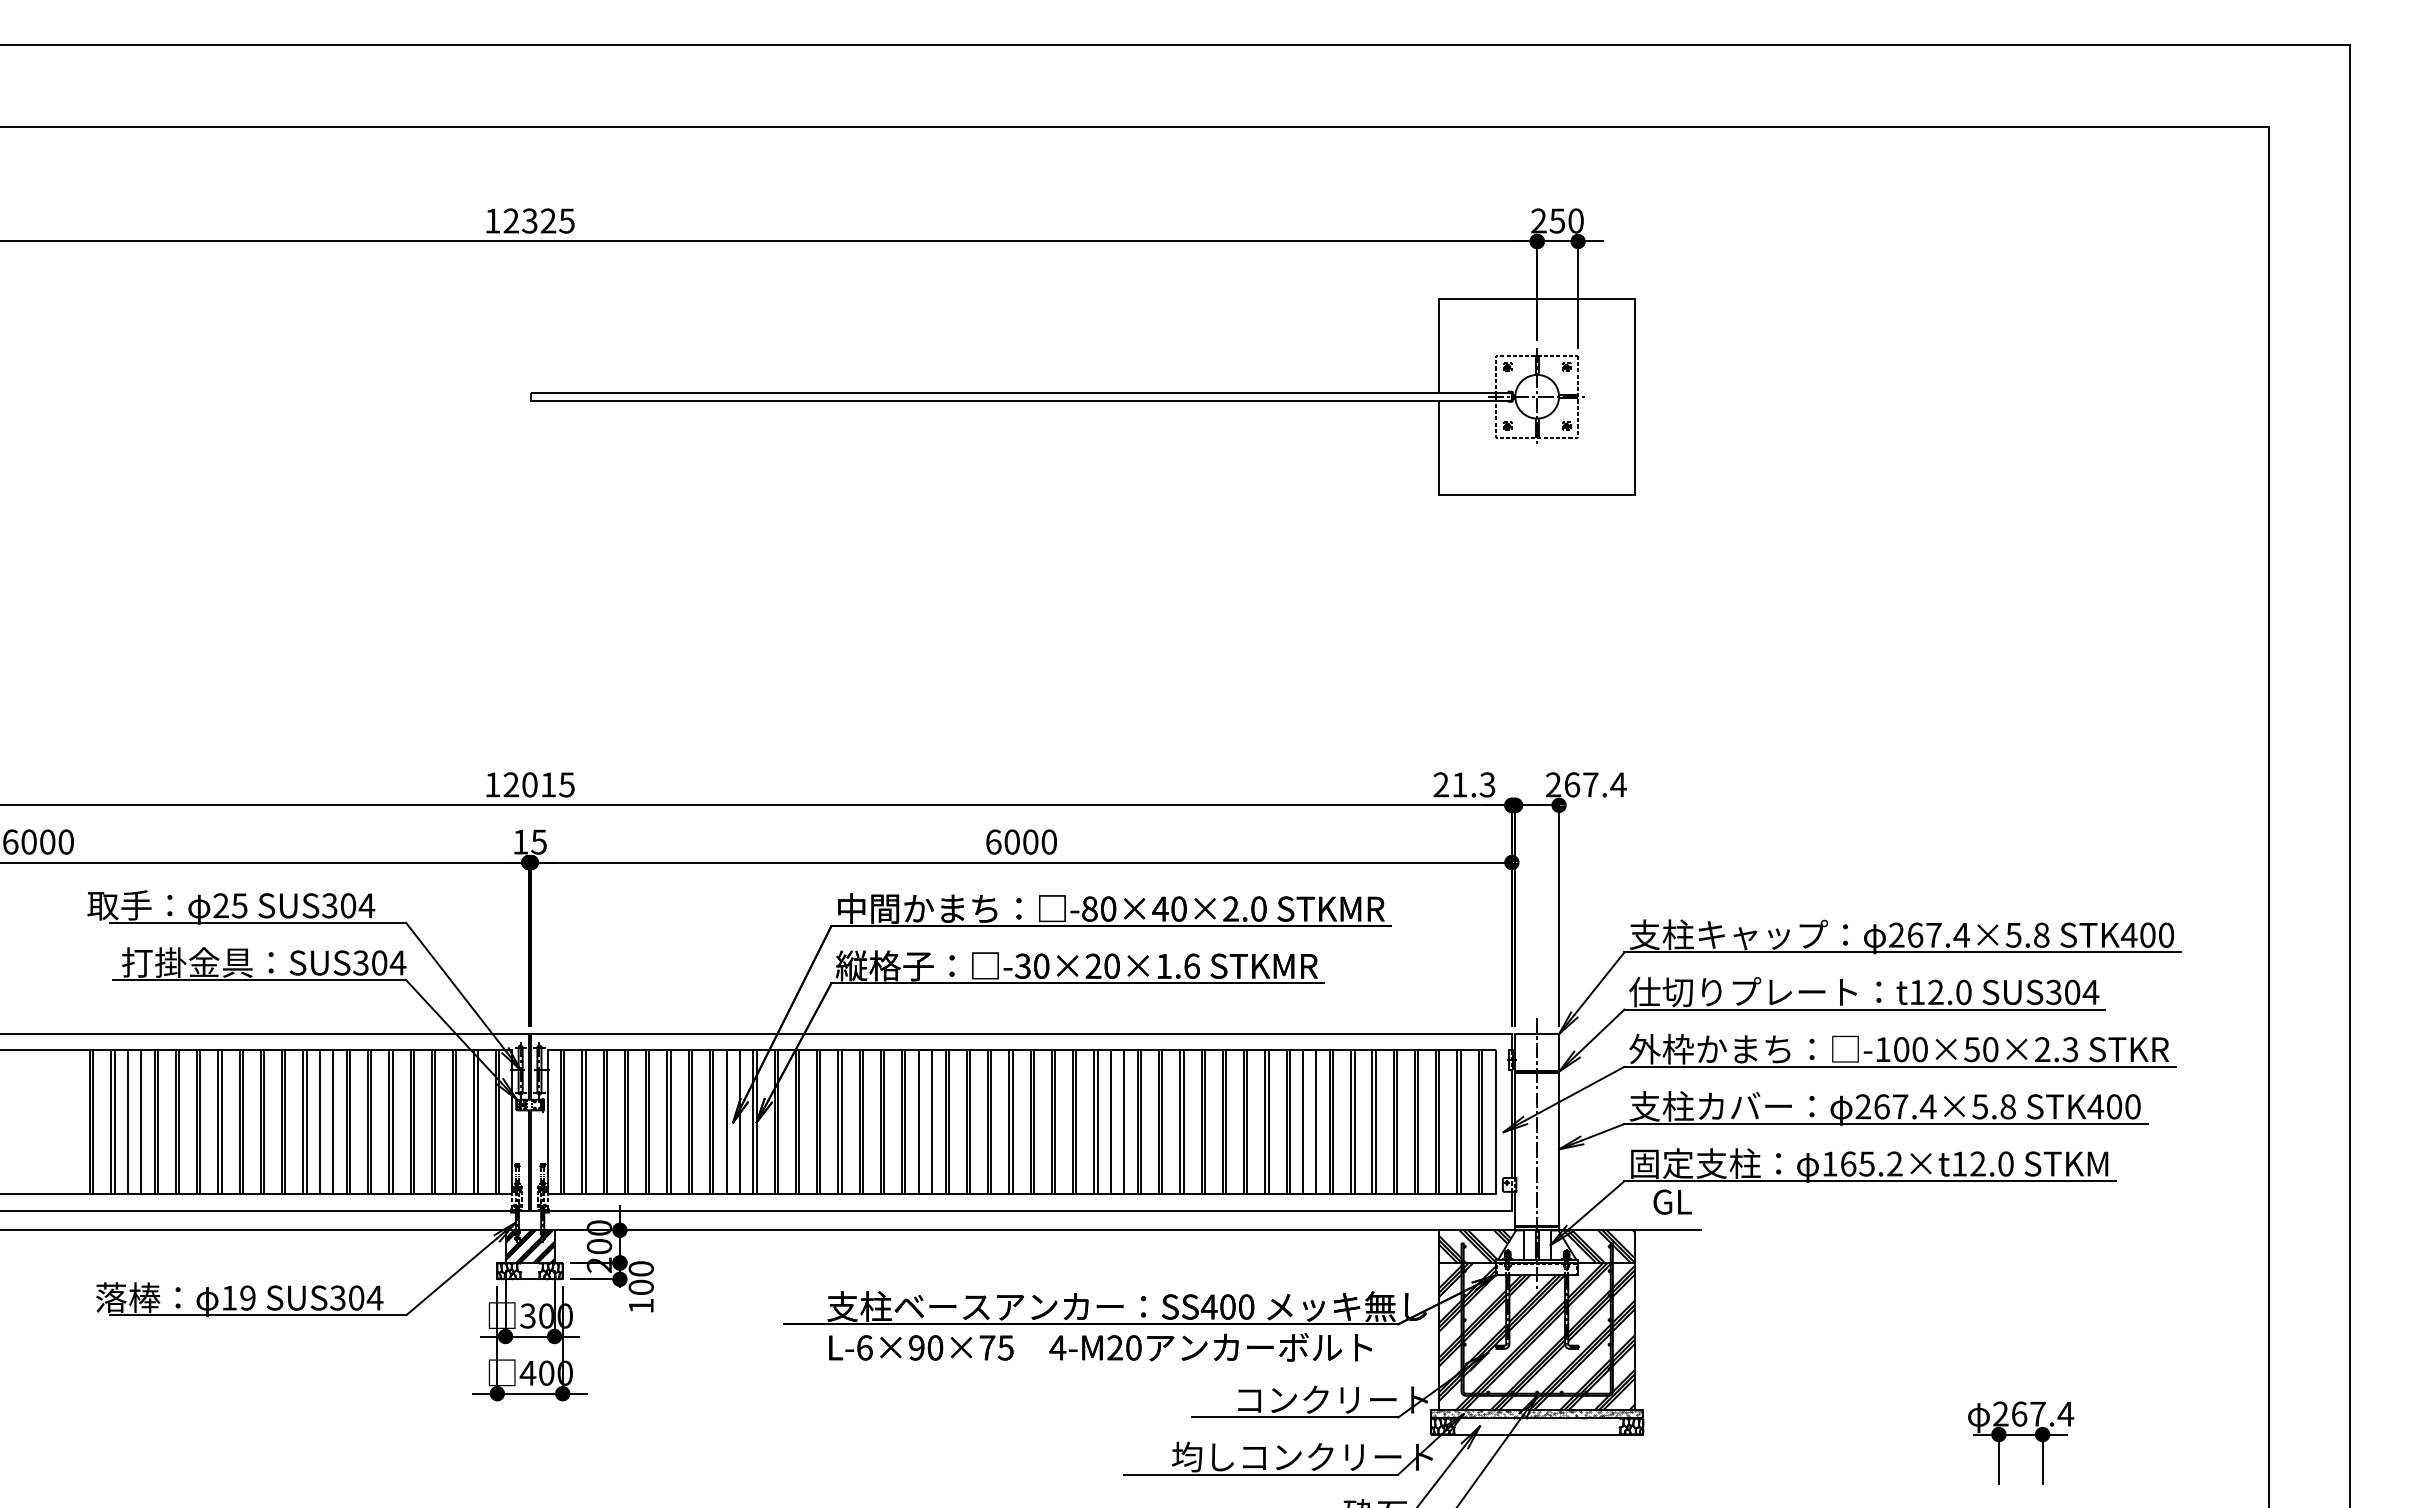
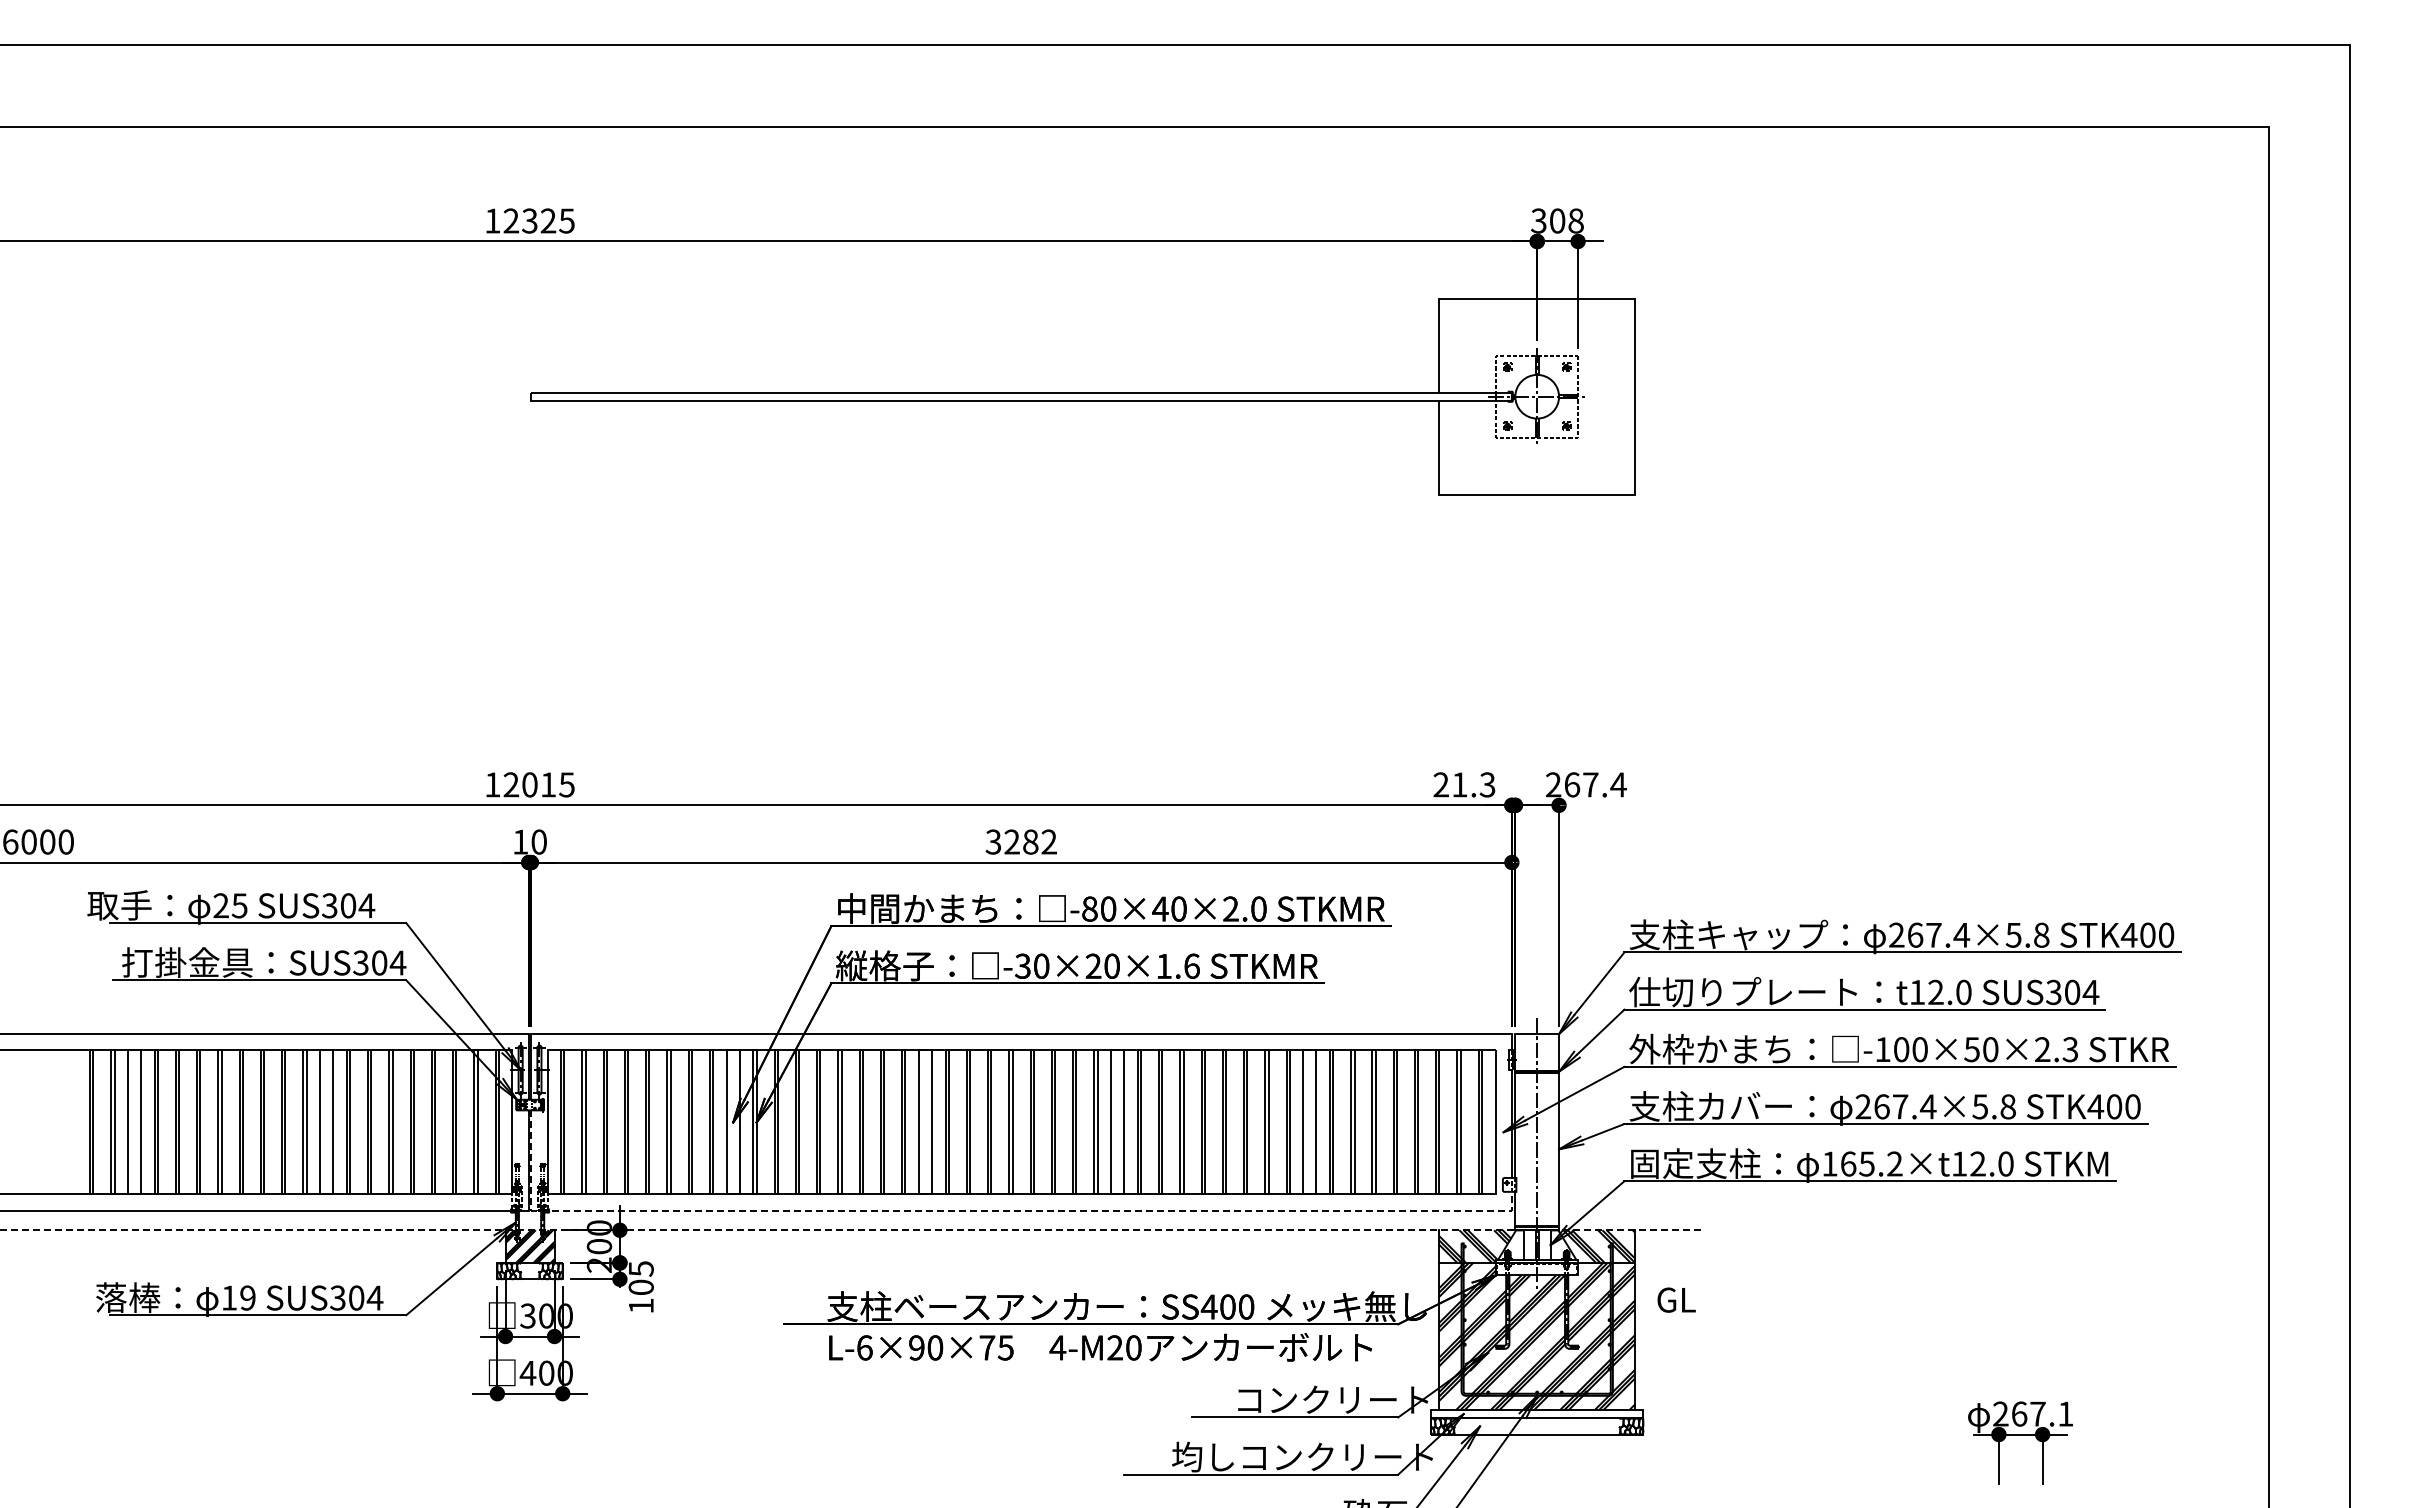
text: 250 -> 308 (1557, 220)
text: 15 -> 10 (538, 841)
text: 6000 -> 3282 (1020, 841)
text position: (1672, 1201) -> (1676, 1299) (1676, 1299)
line: solid -> dashed (981, 1210)
line: solid -> dashed (849, 1230)
text: 100 -> 105 (640, 1268)
text: 267.4 -> 267.1 (2065, 1413)
hatch: present -> none (1536, 1414)
